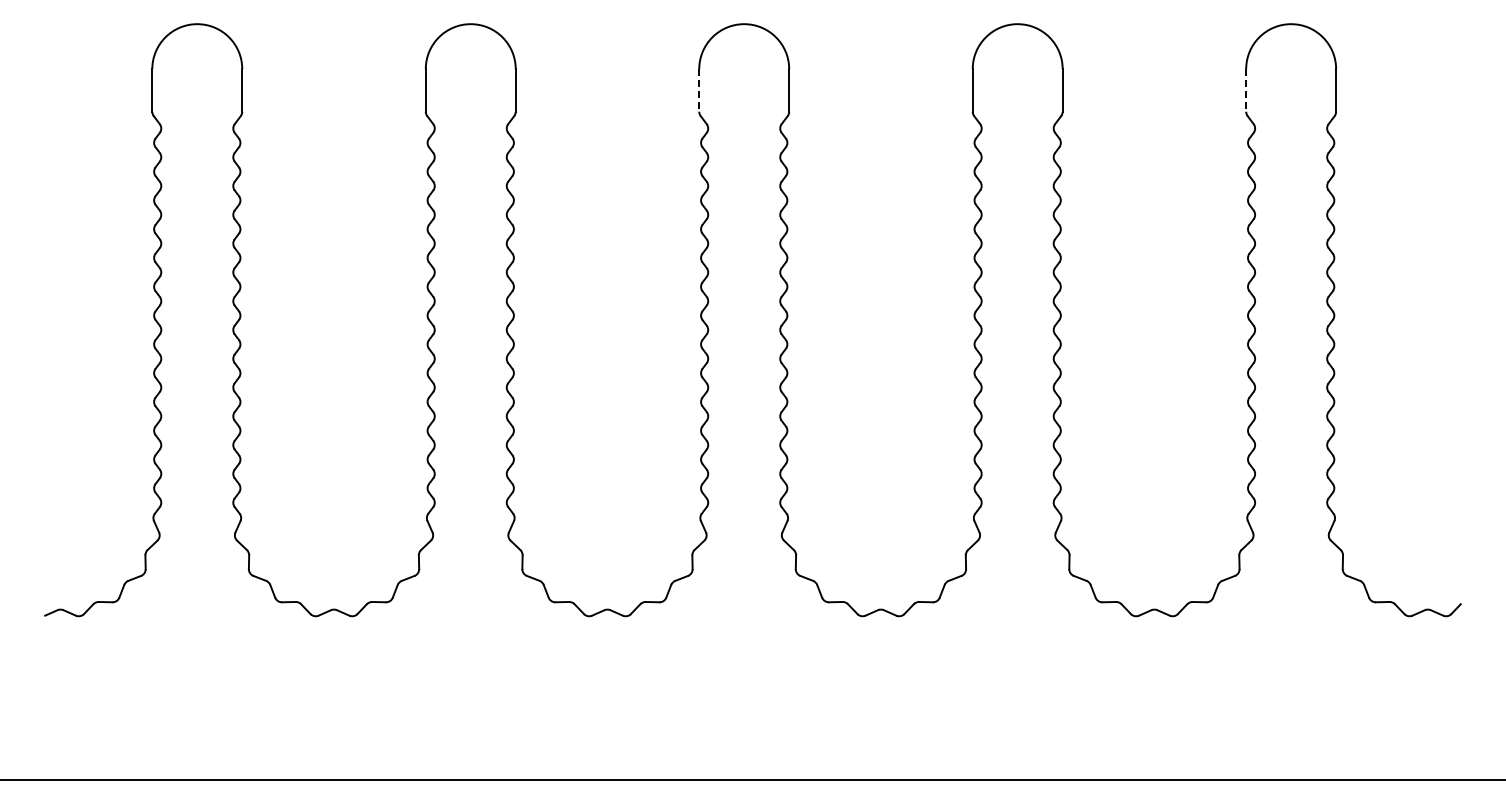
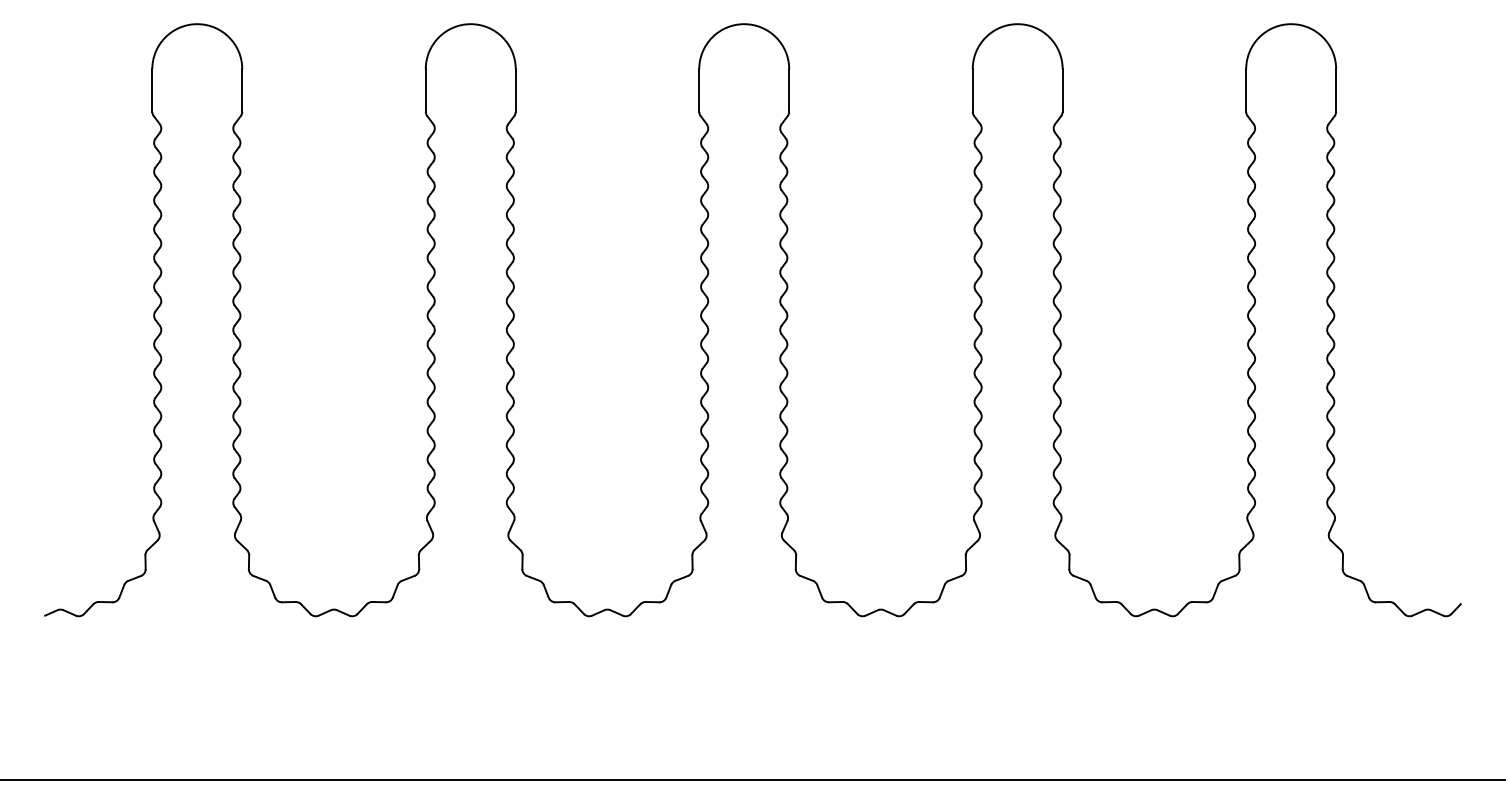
line: dashed -> solid (699, 90)
line: dashed -> solid (1246, 90)
